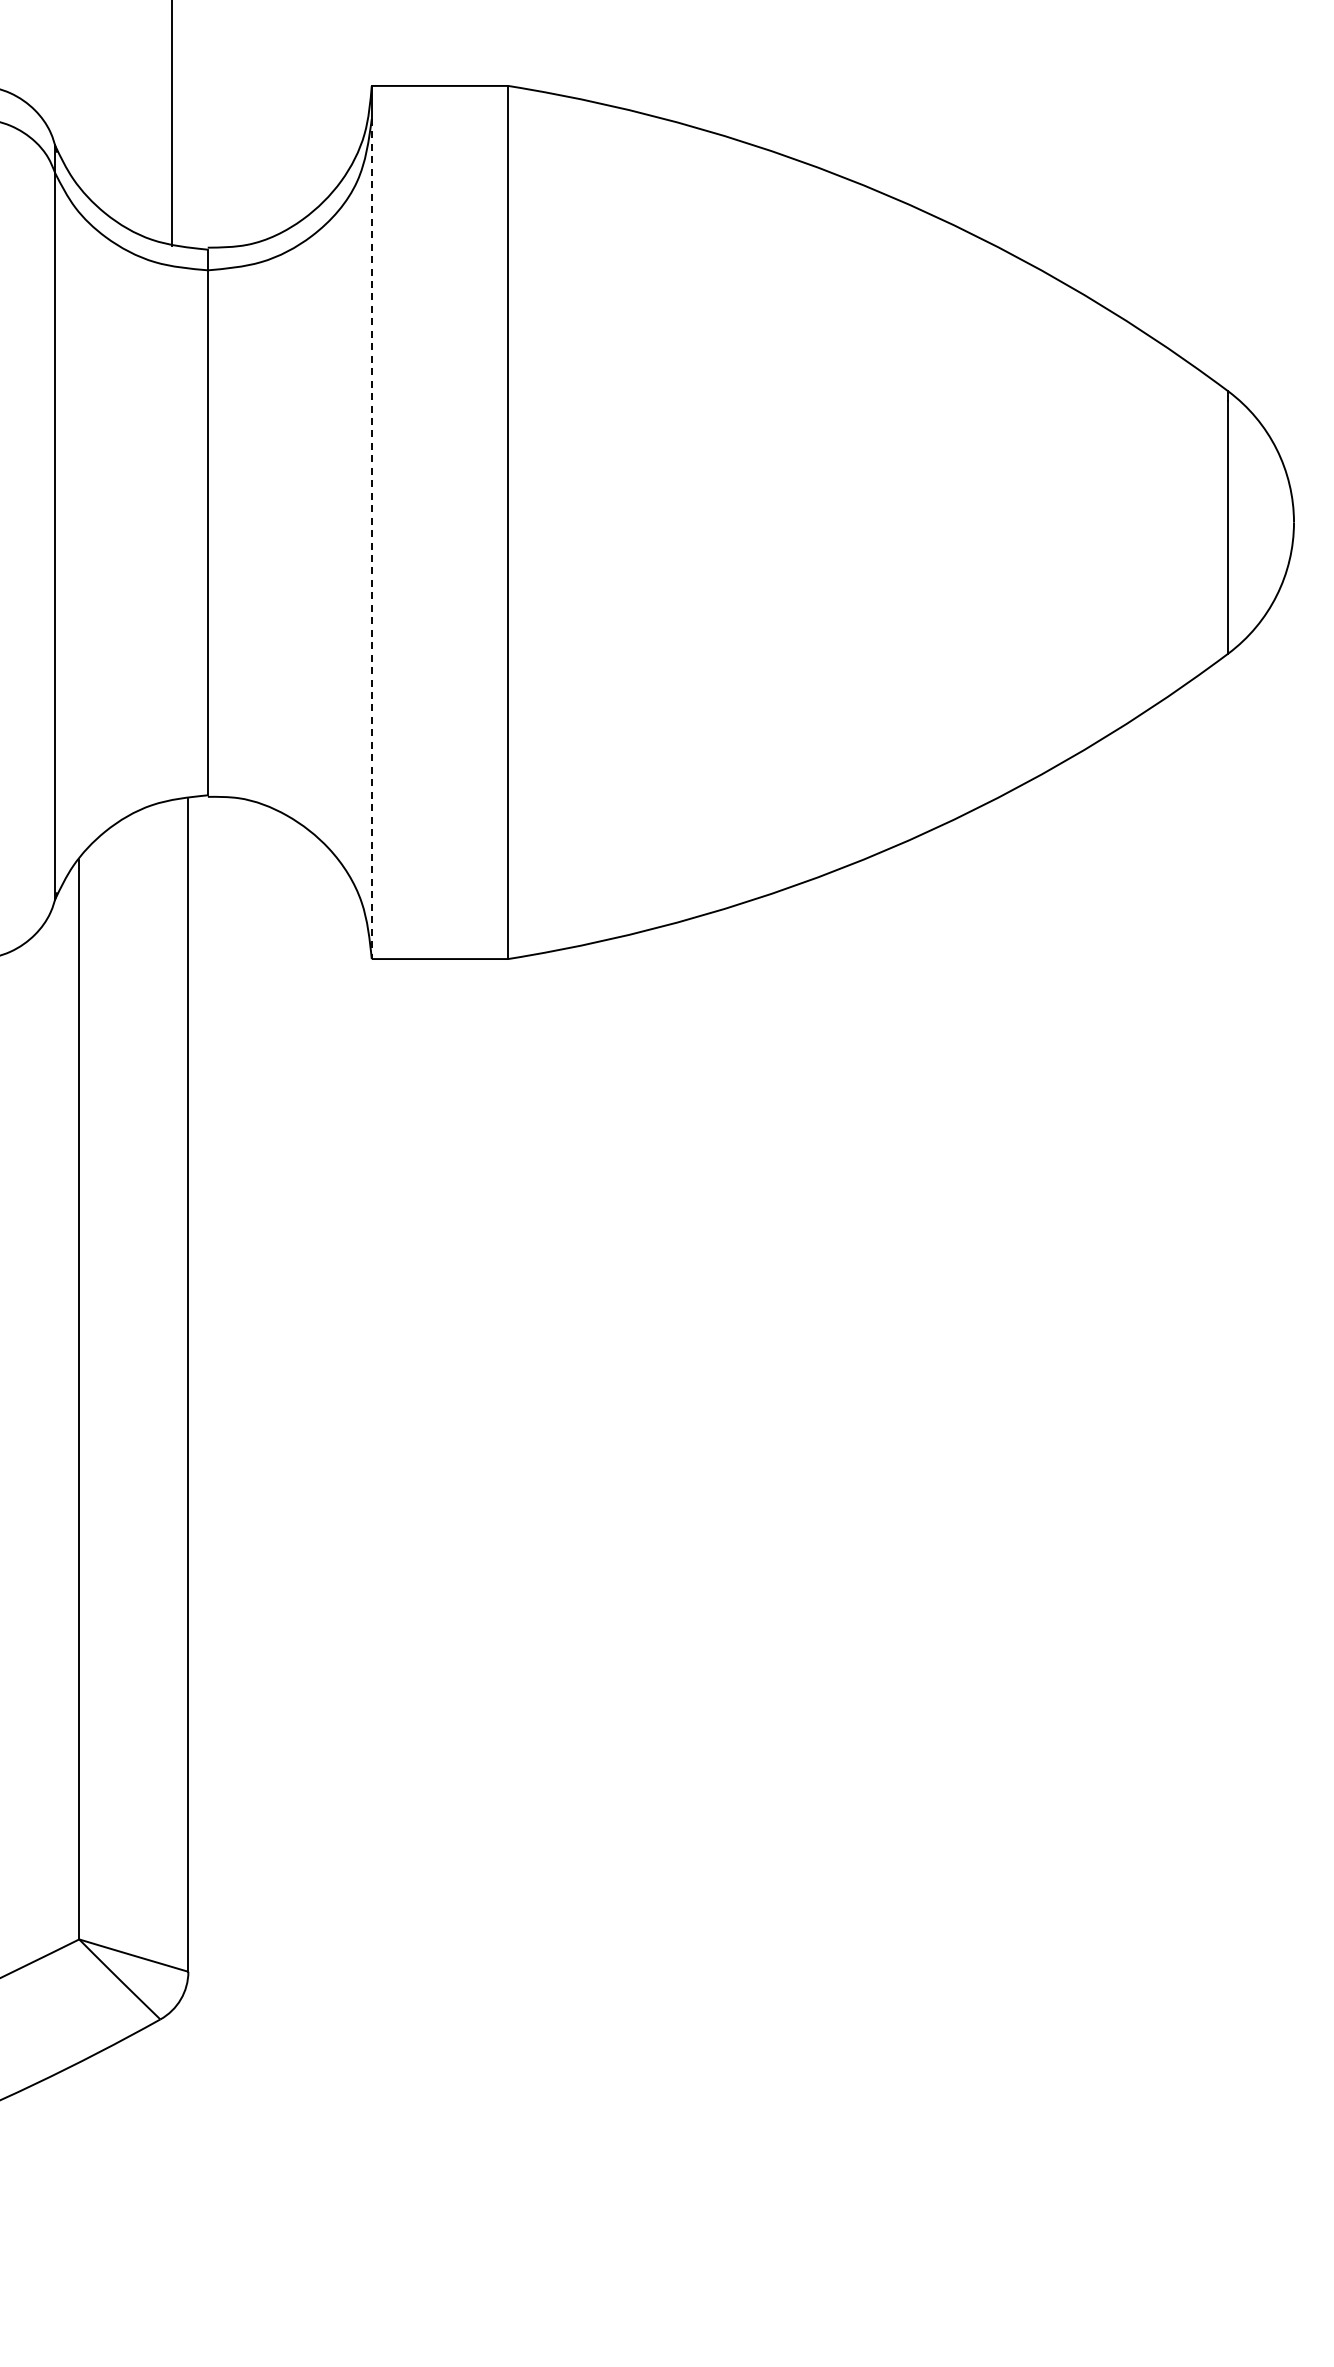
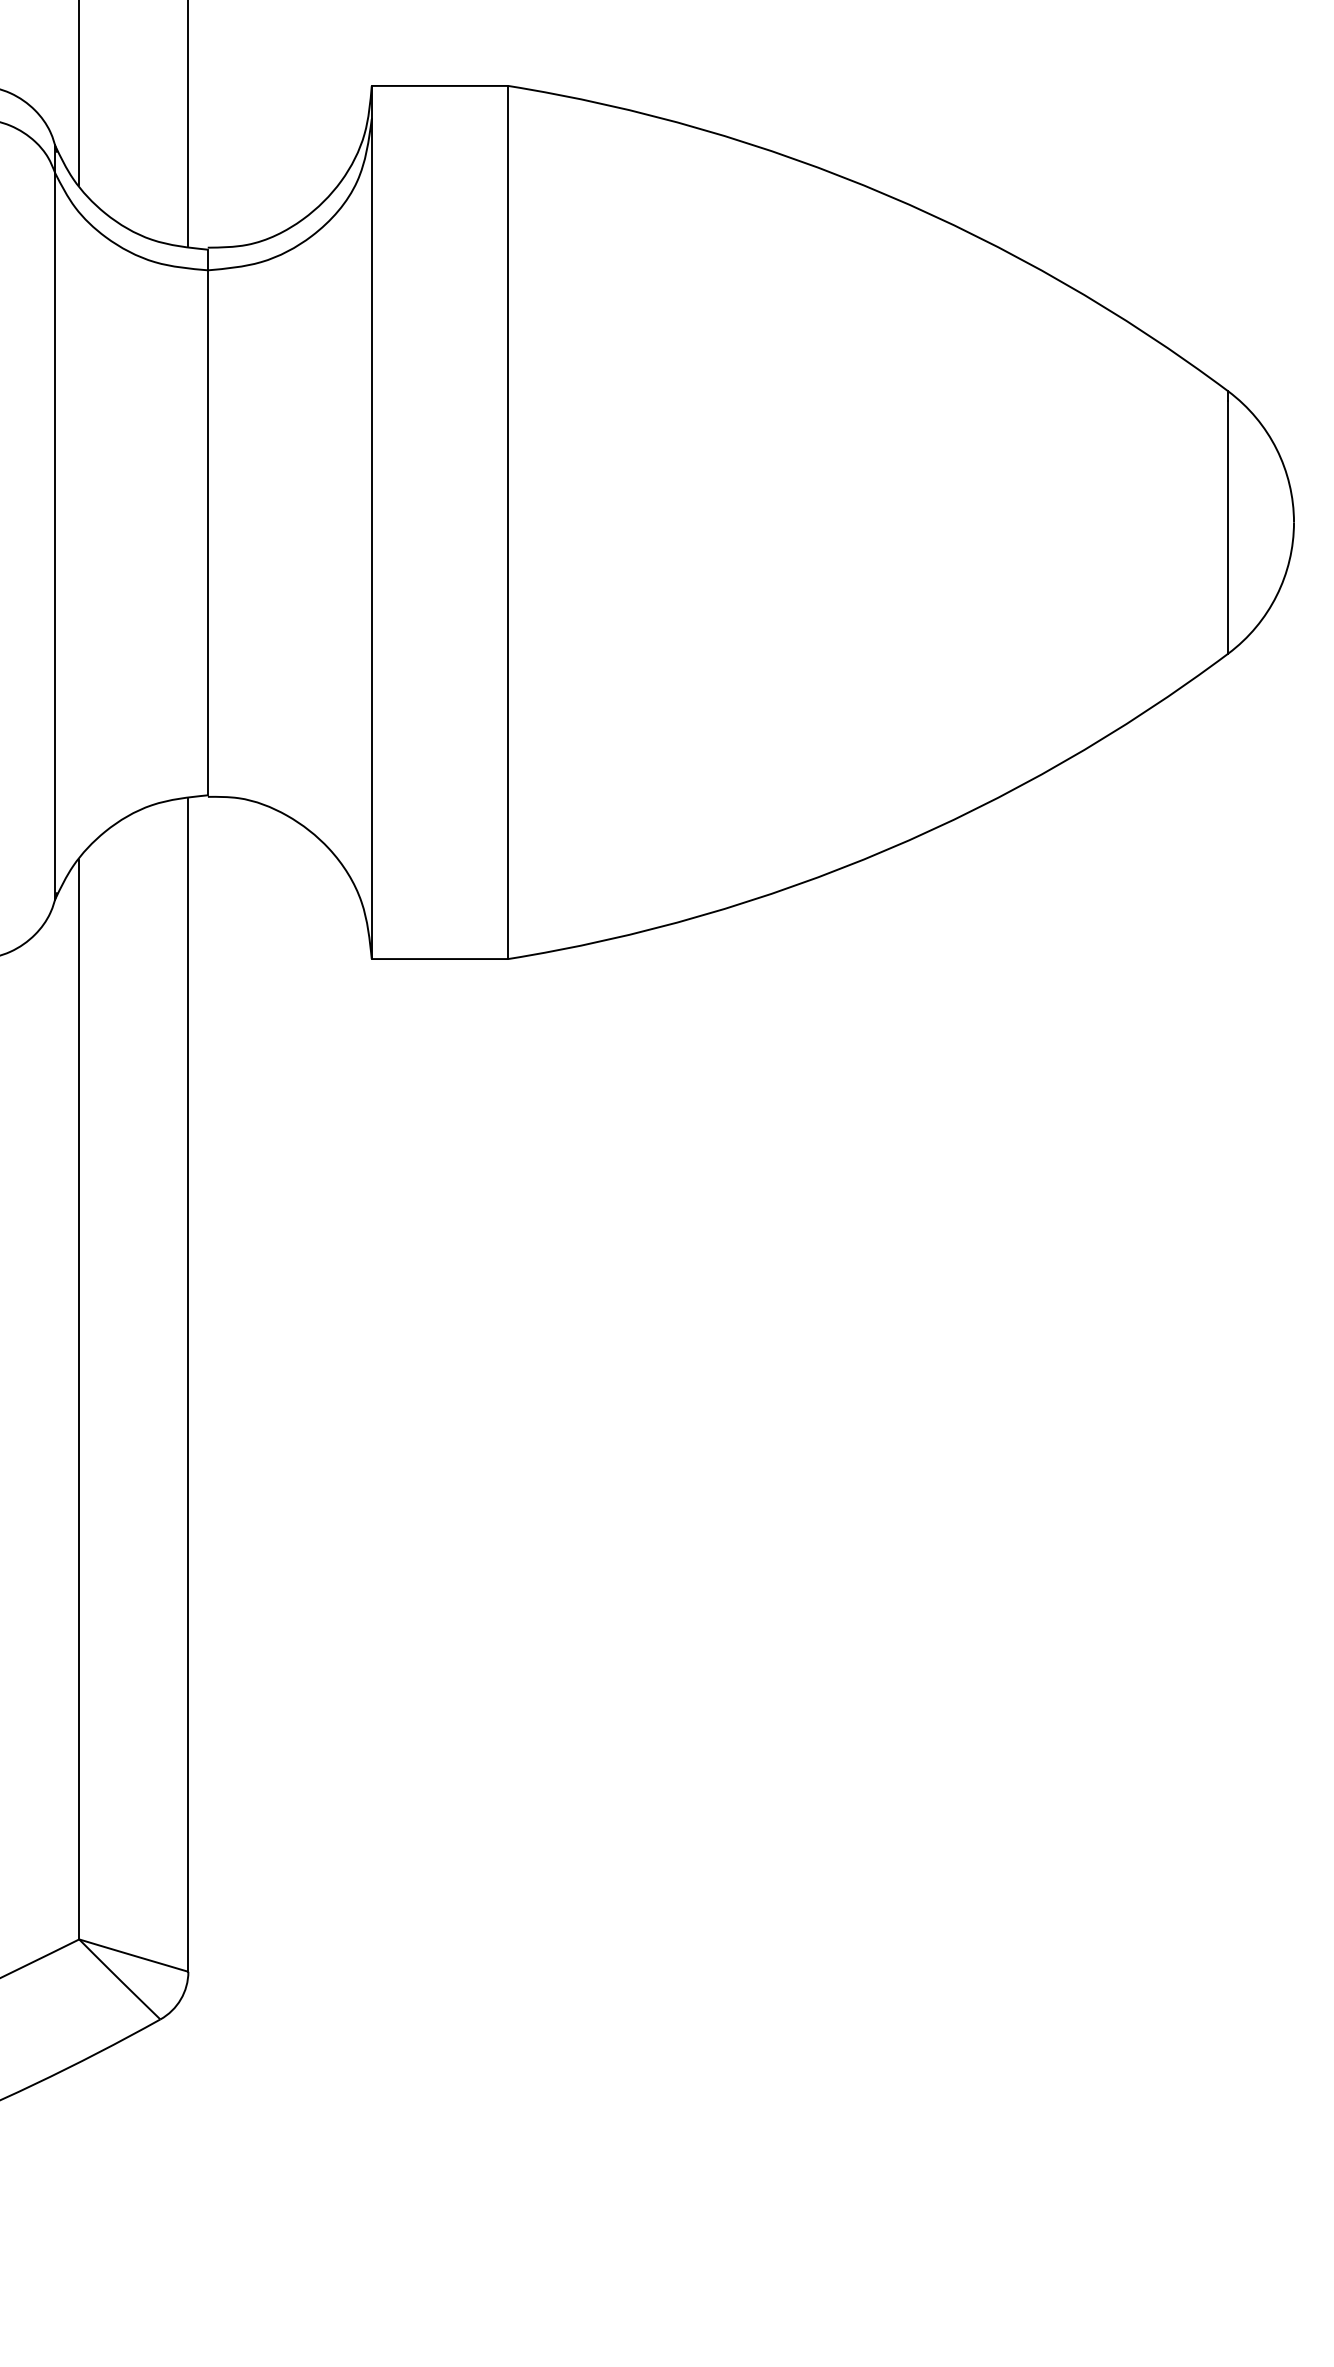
line: none -> present (79, 93)
line position: (172, 124) -> (188, 124) (188, 124)
line: dashed -> solid (371, 539)
